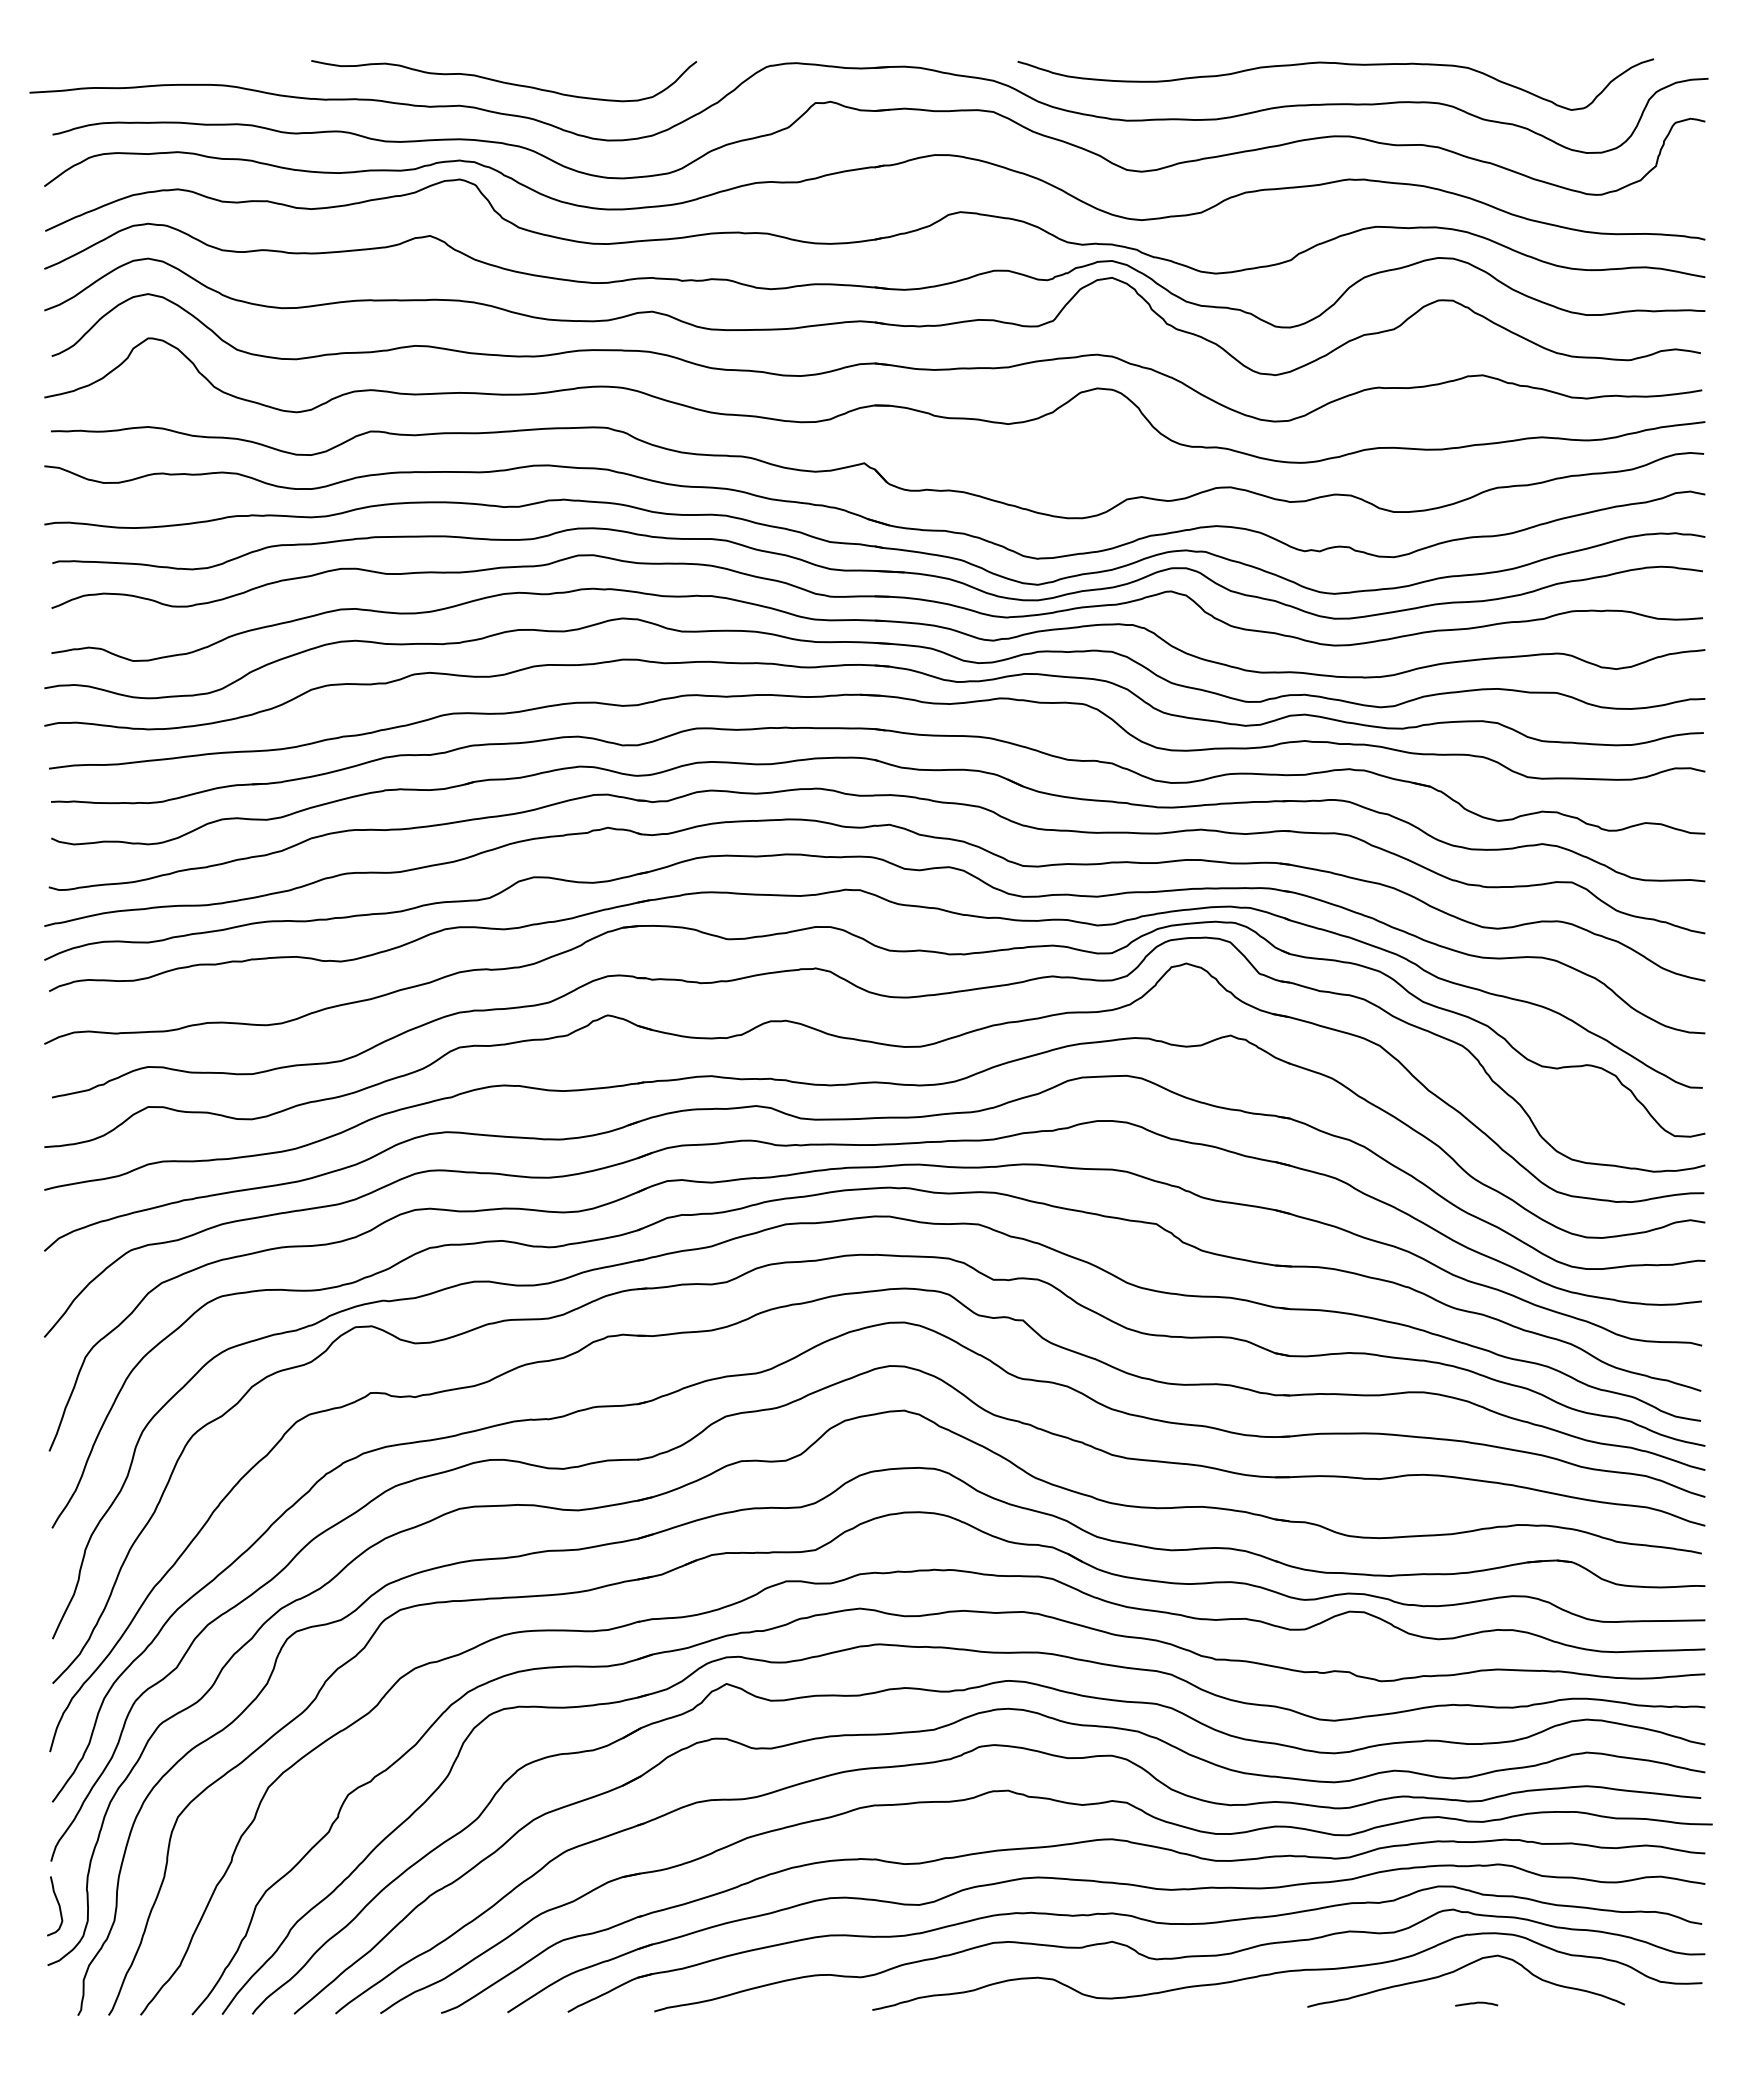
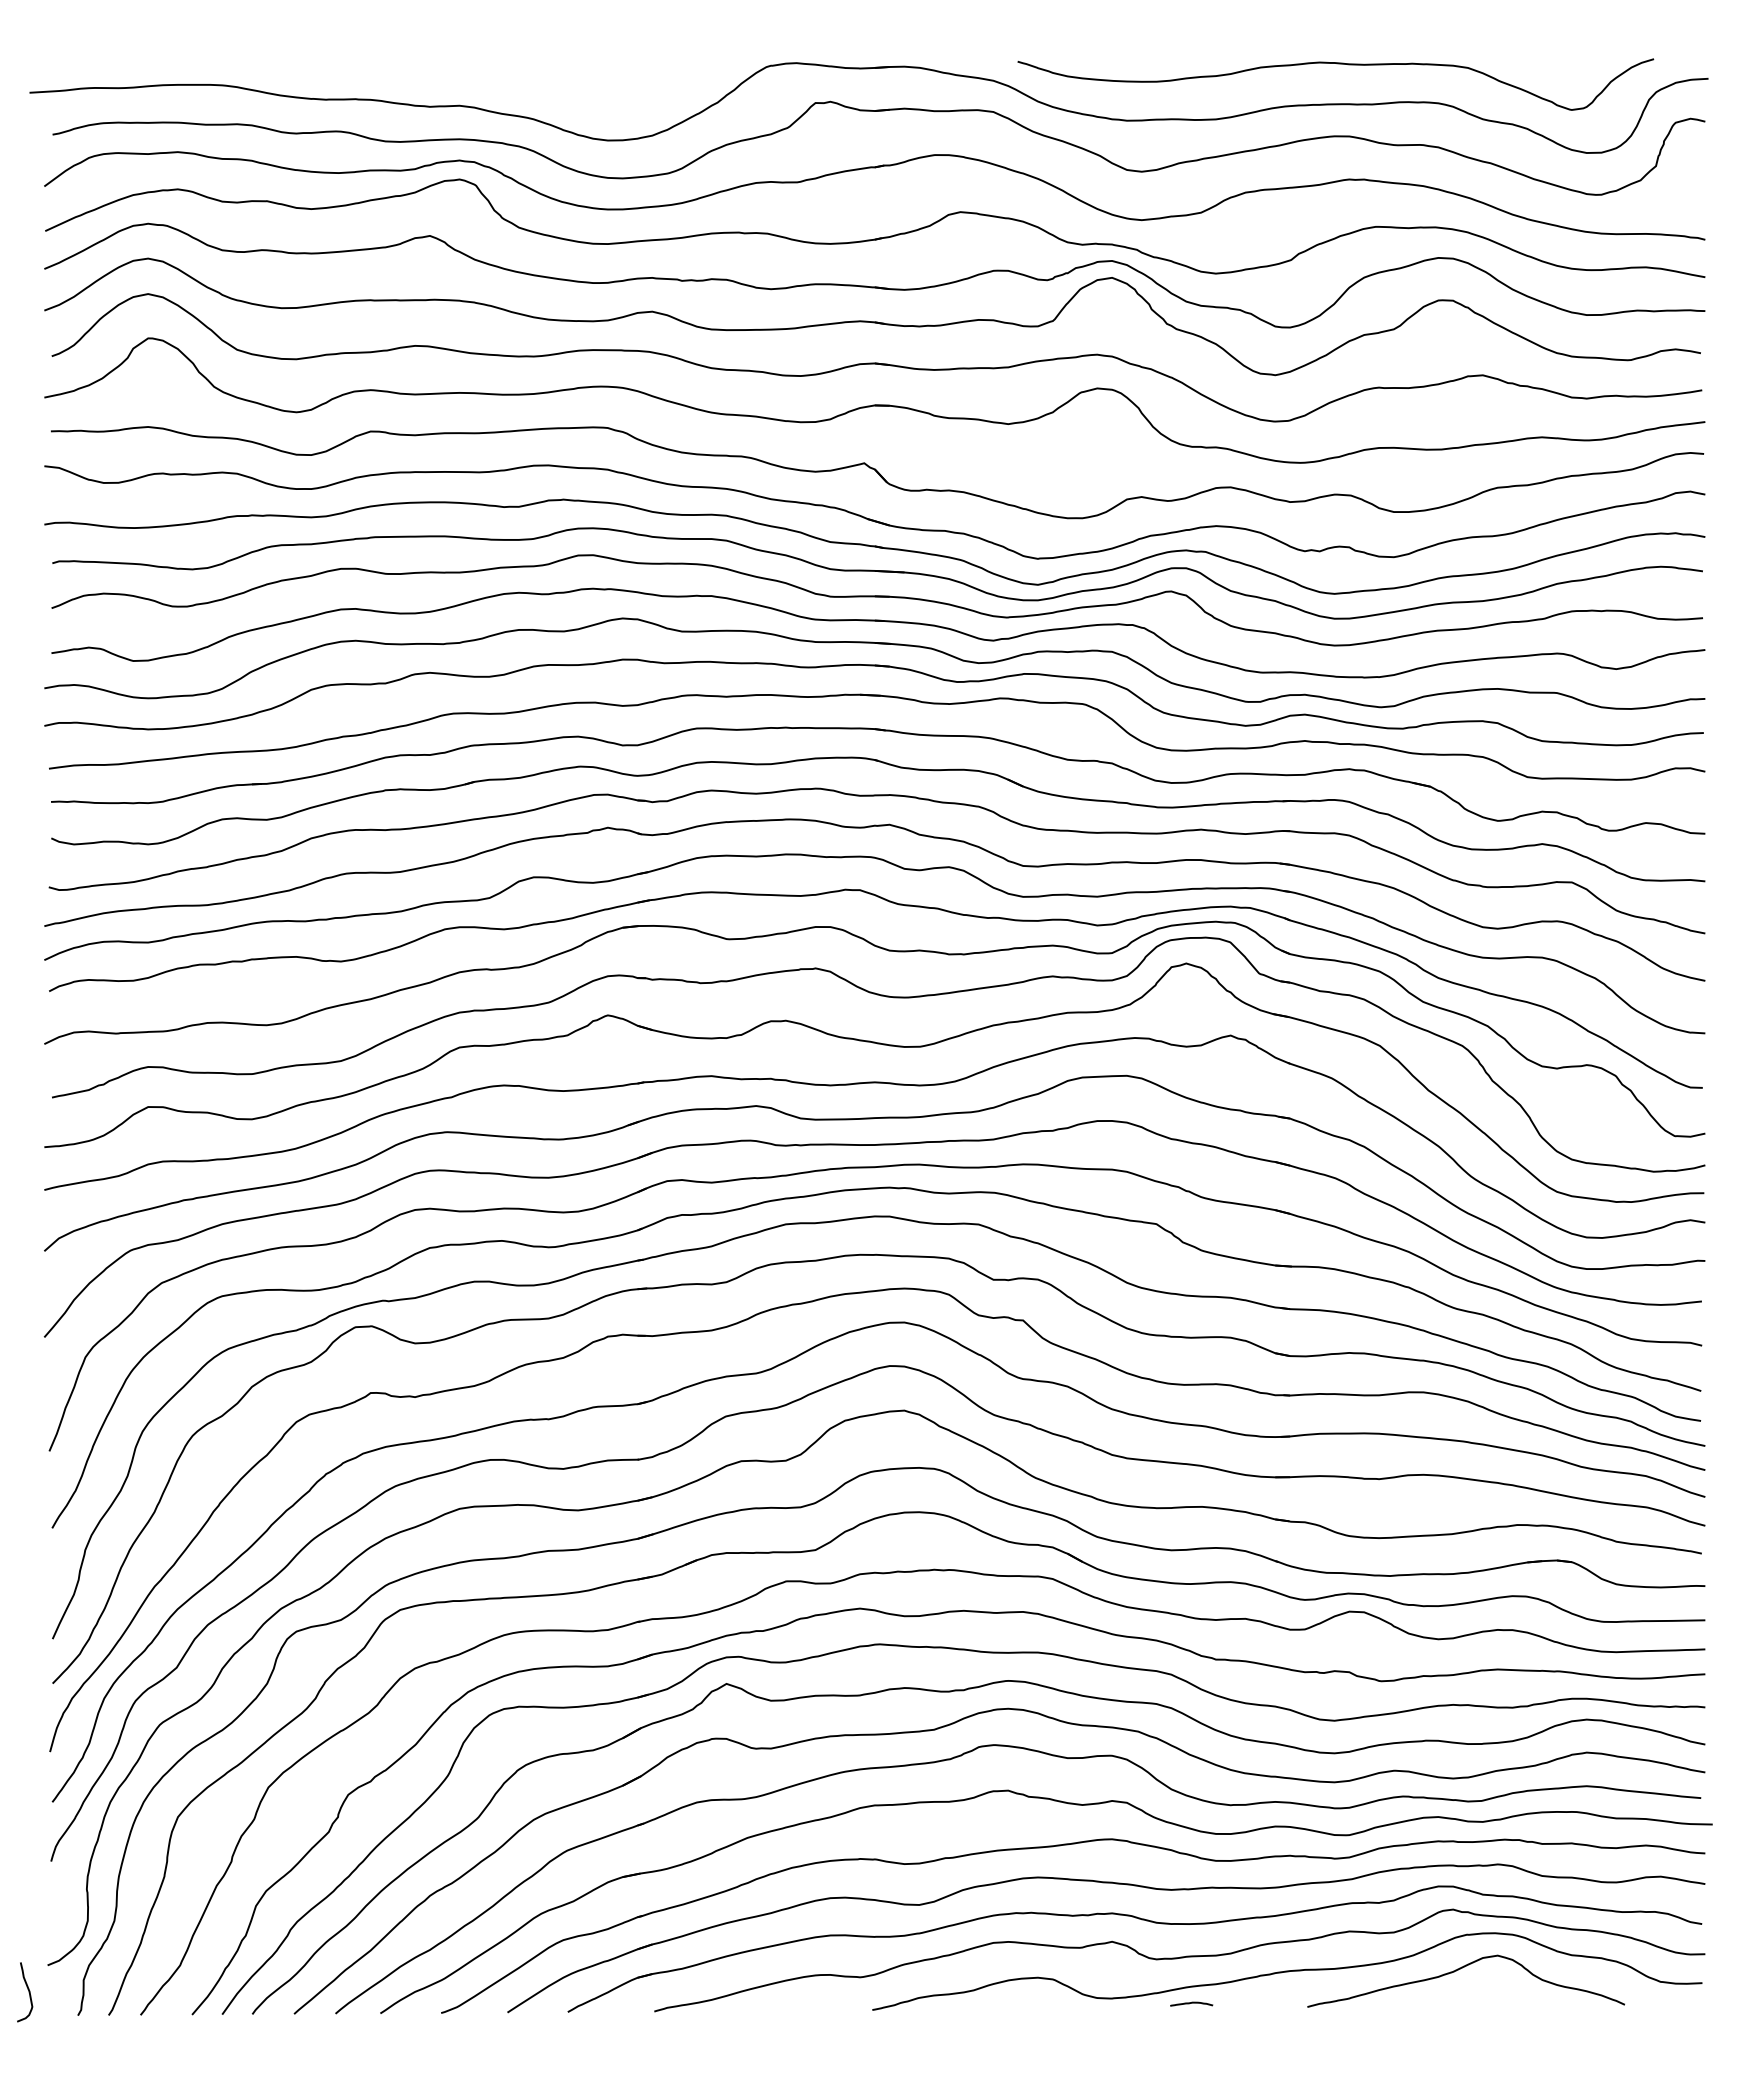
curve: present -> none (504, 81)
curve position: (58, 1906) -> (28, 1992) (28, 1992)
curve position: (1476, 2003) -> (1191, 2003) (1191, 2003)
